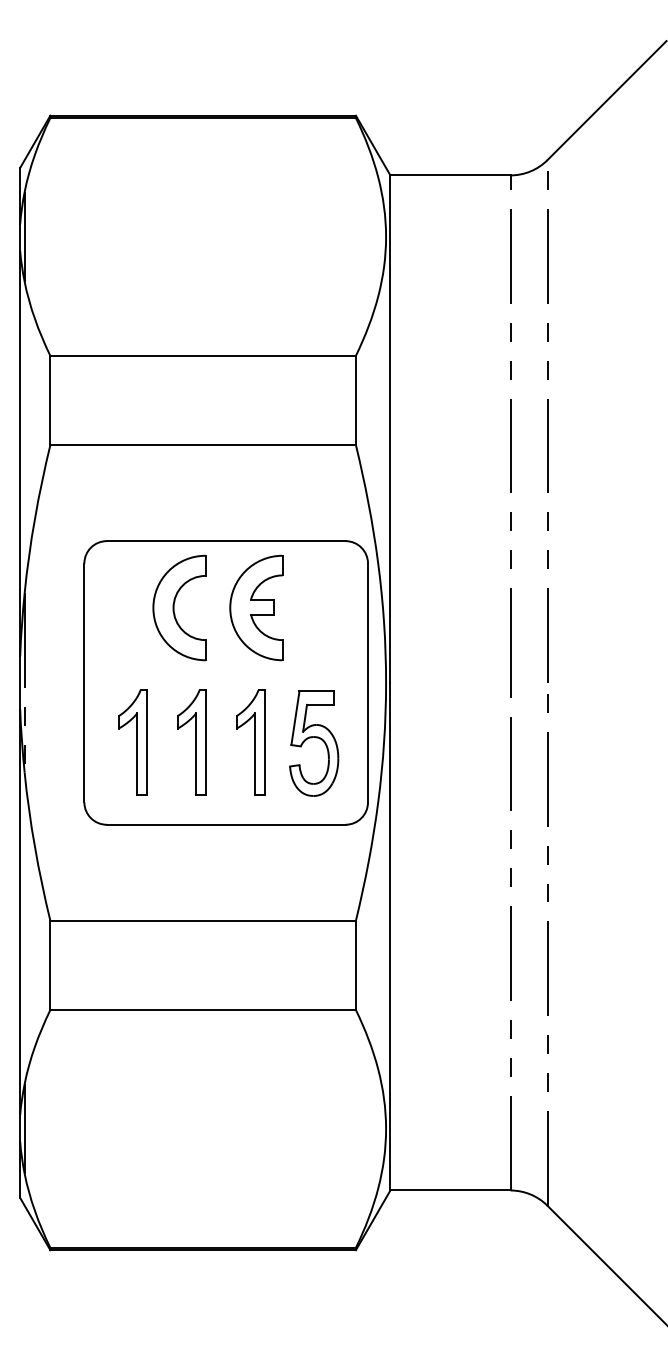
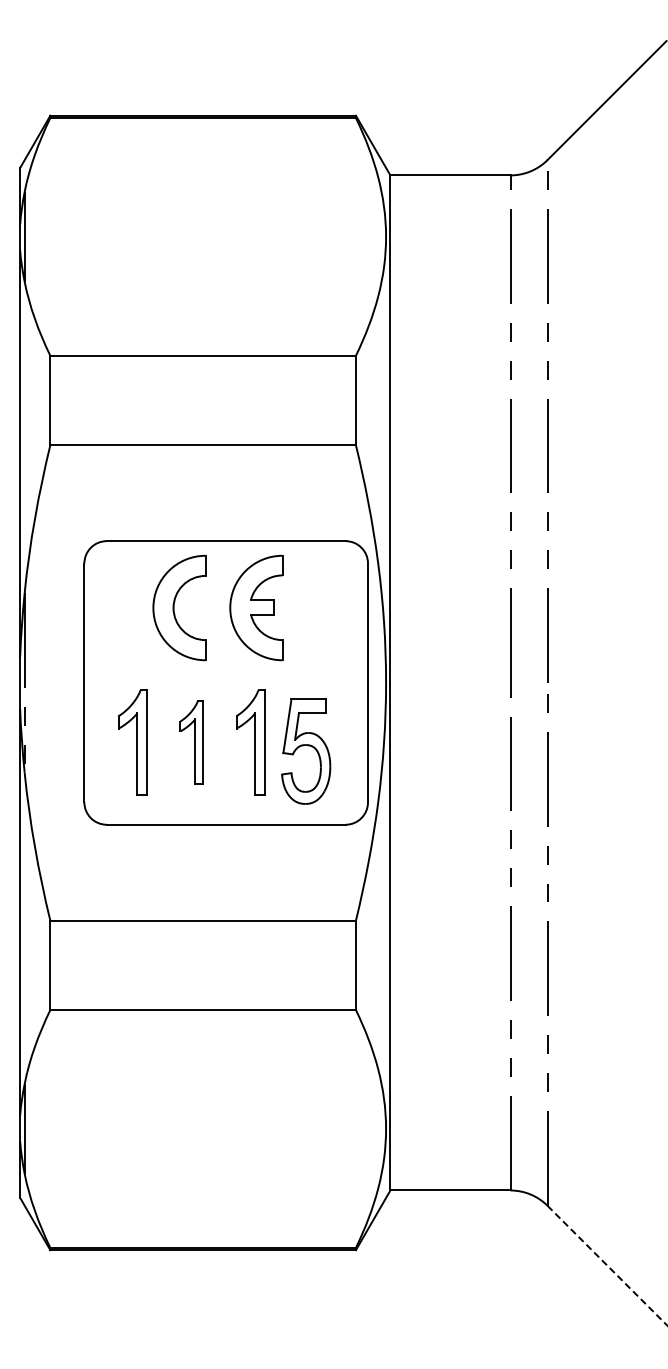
part size: 30x107 px -> 25x85 px (191, 742)
part position: (314, 743) -> (306, 751) (306, 751)
line: solid -> dashed (607, 1265)
